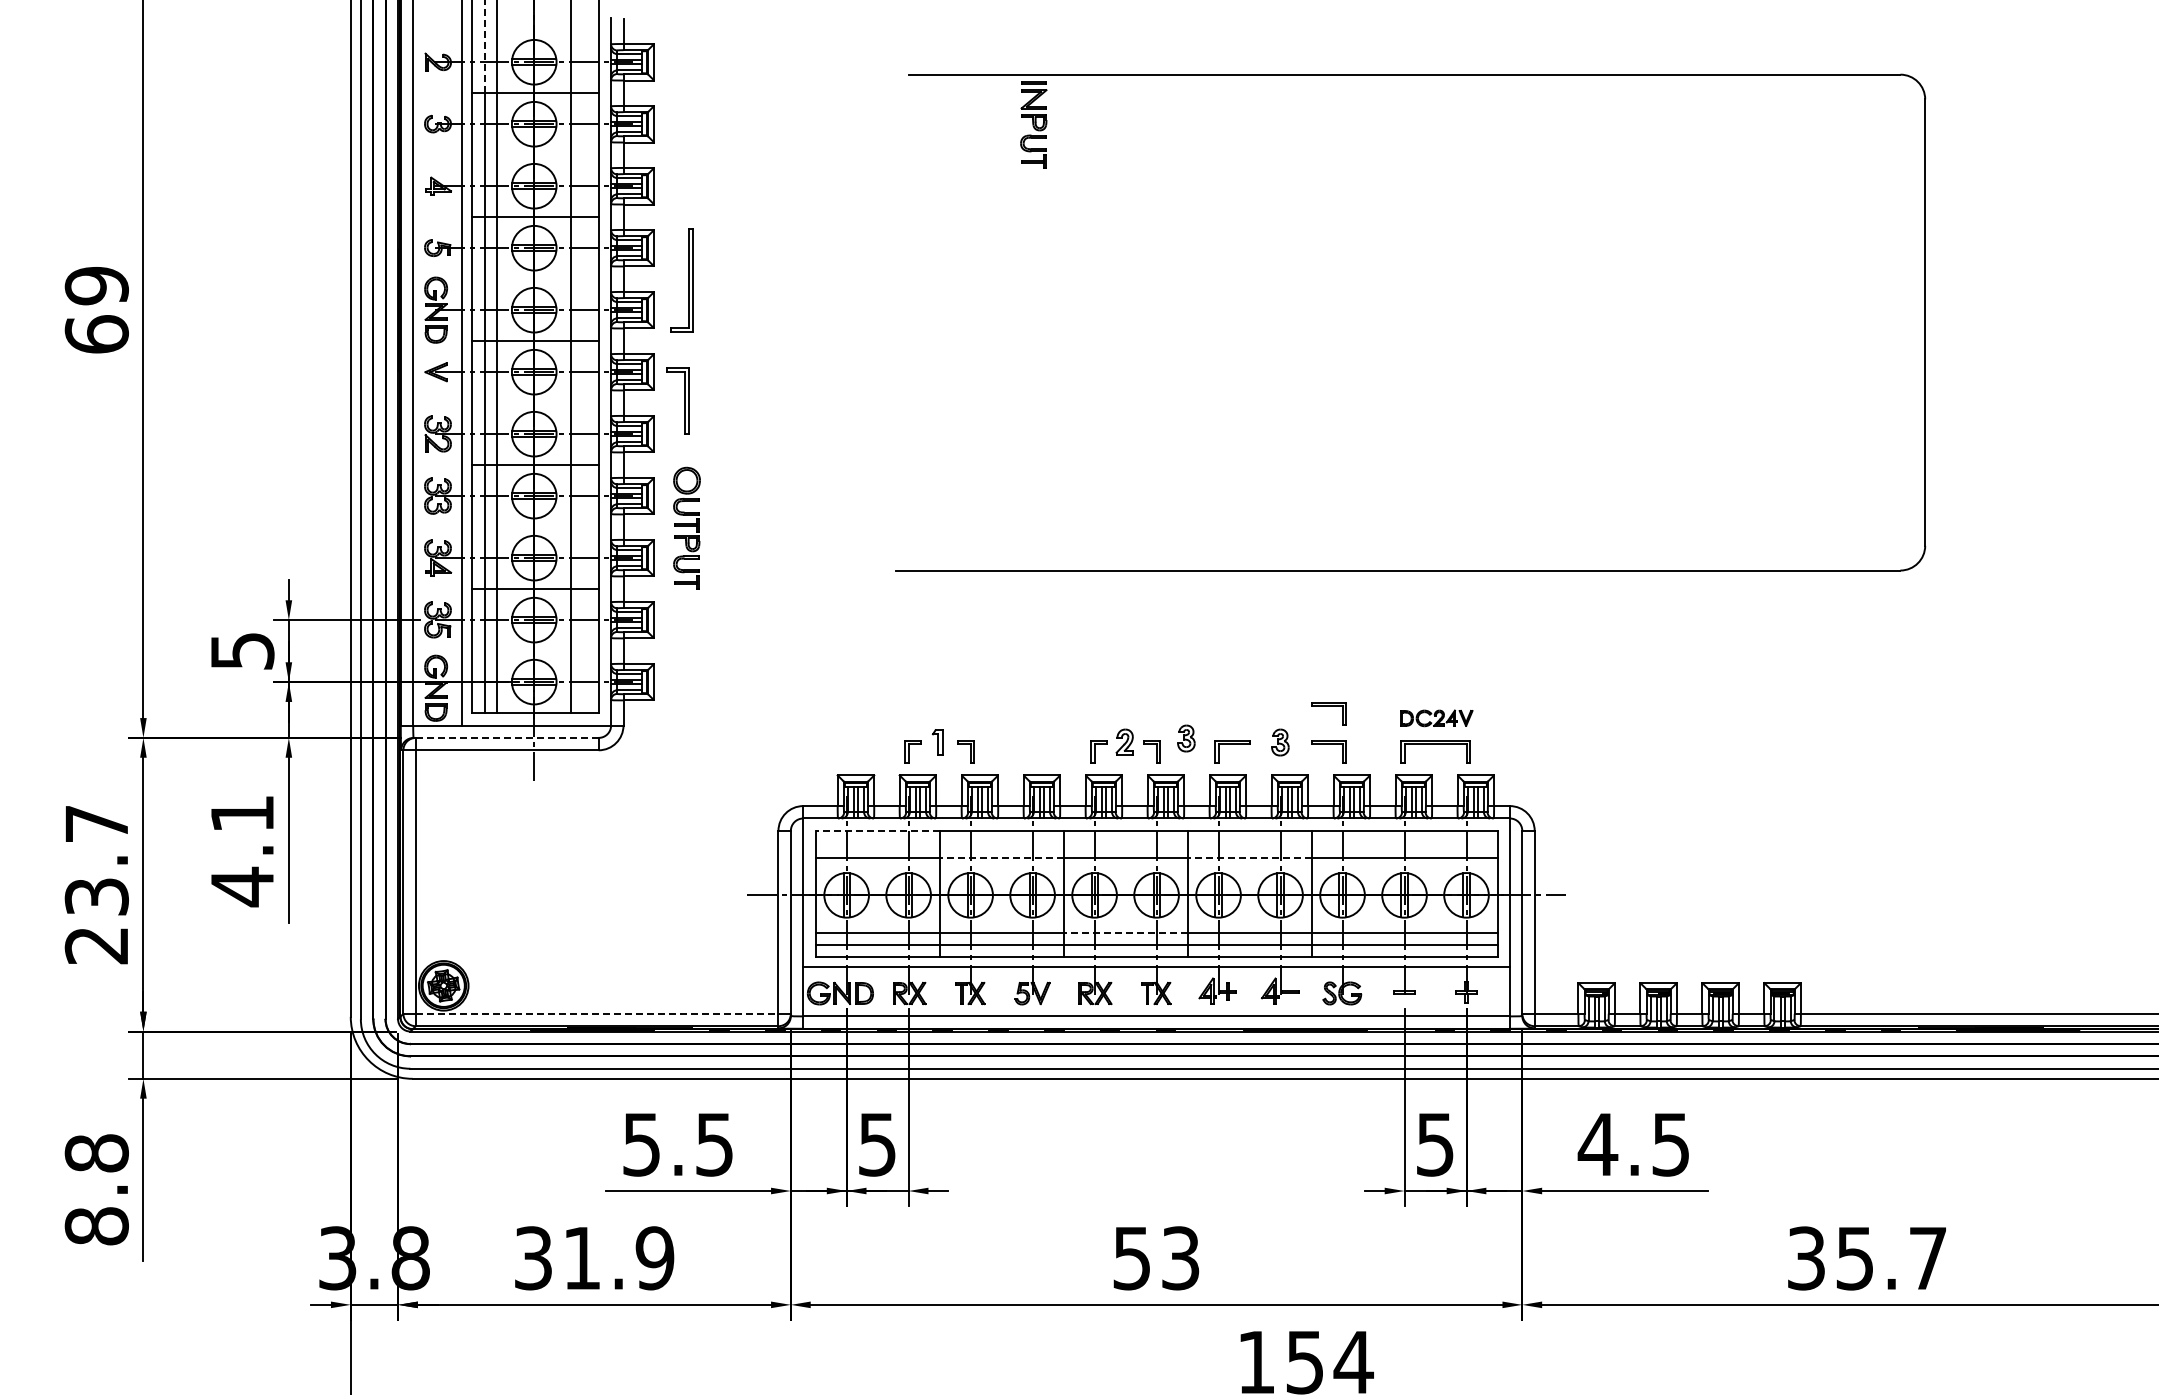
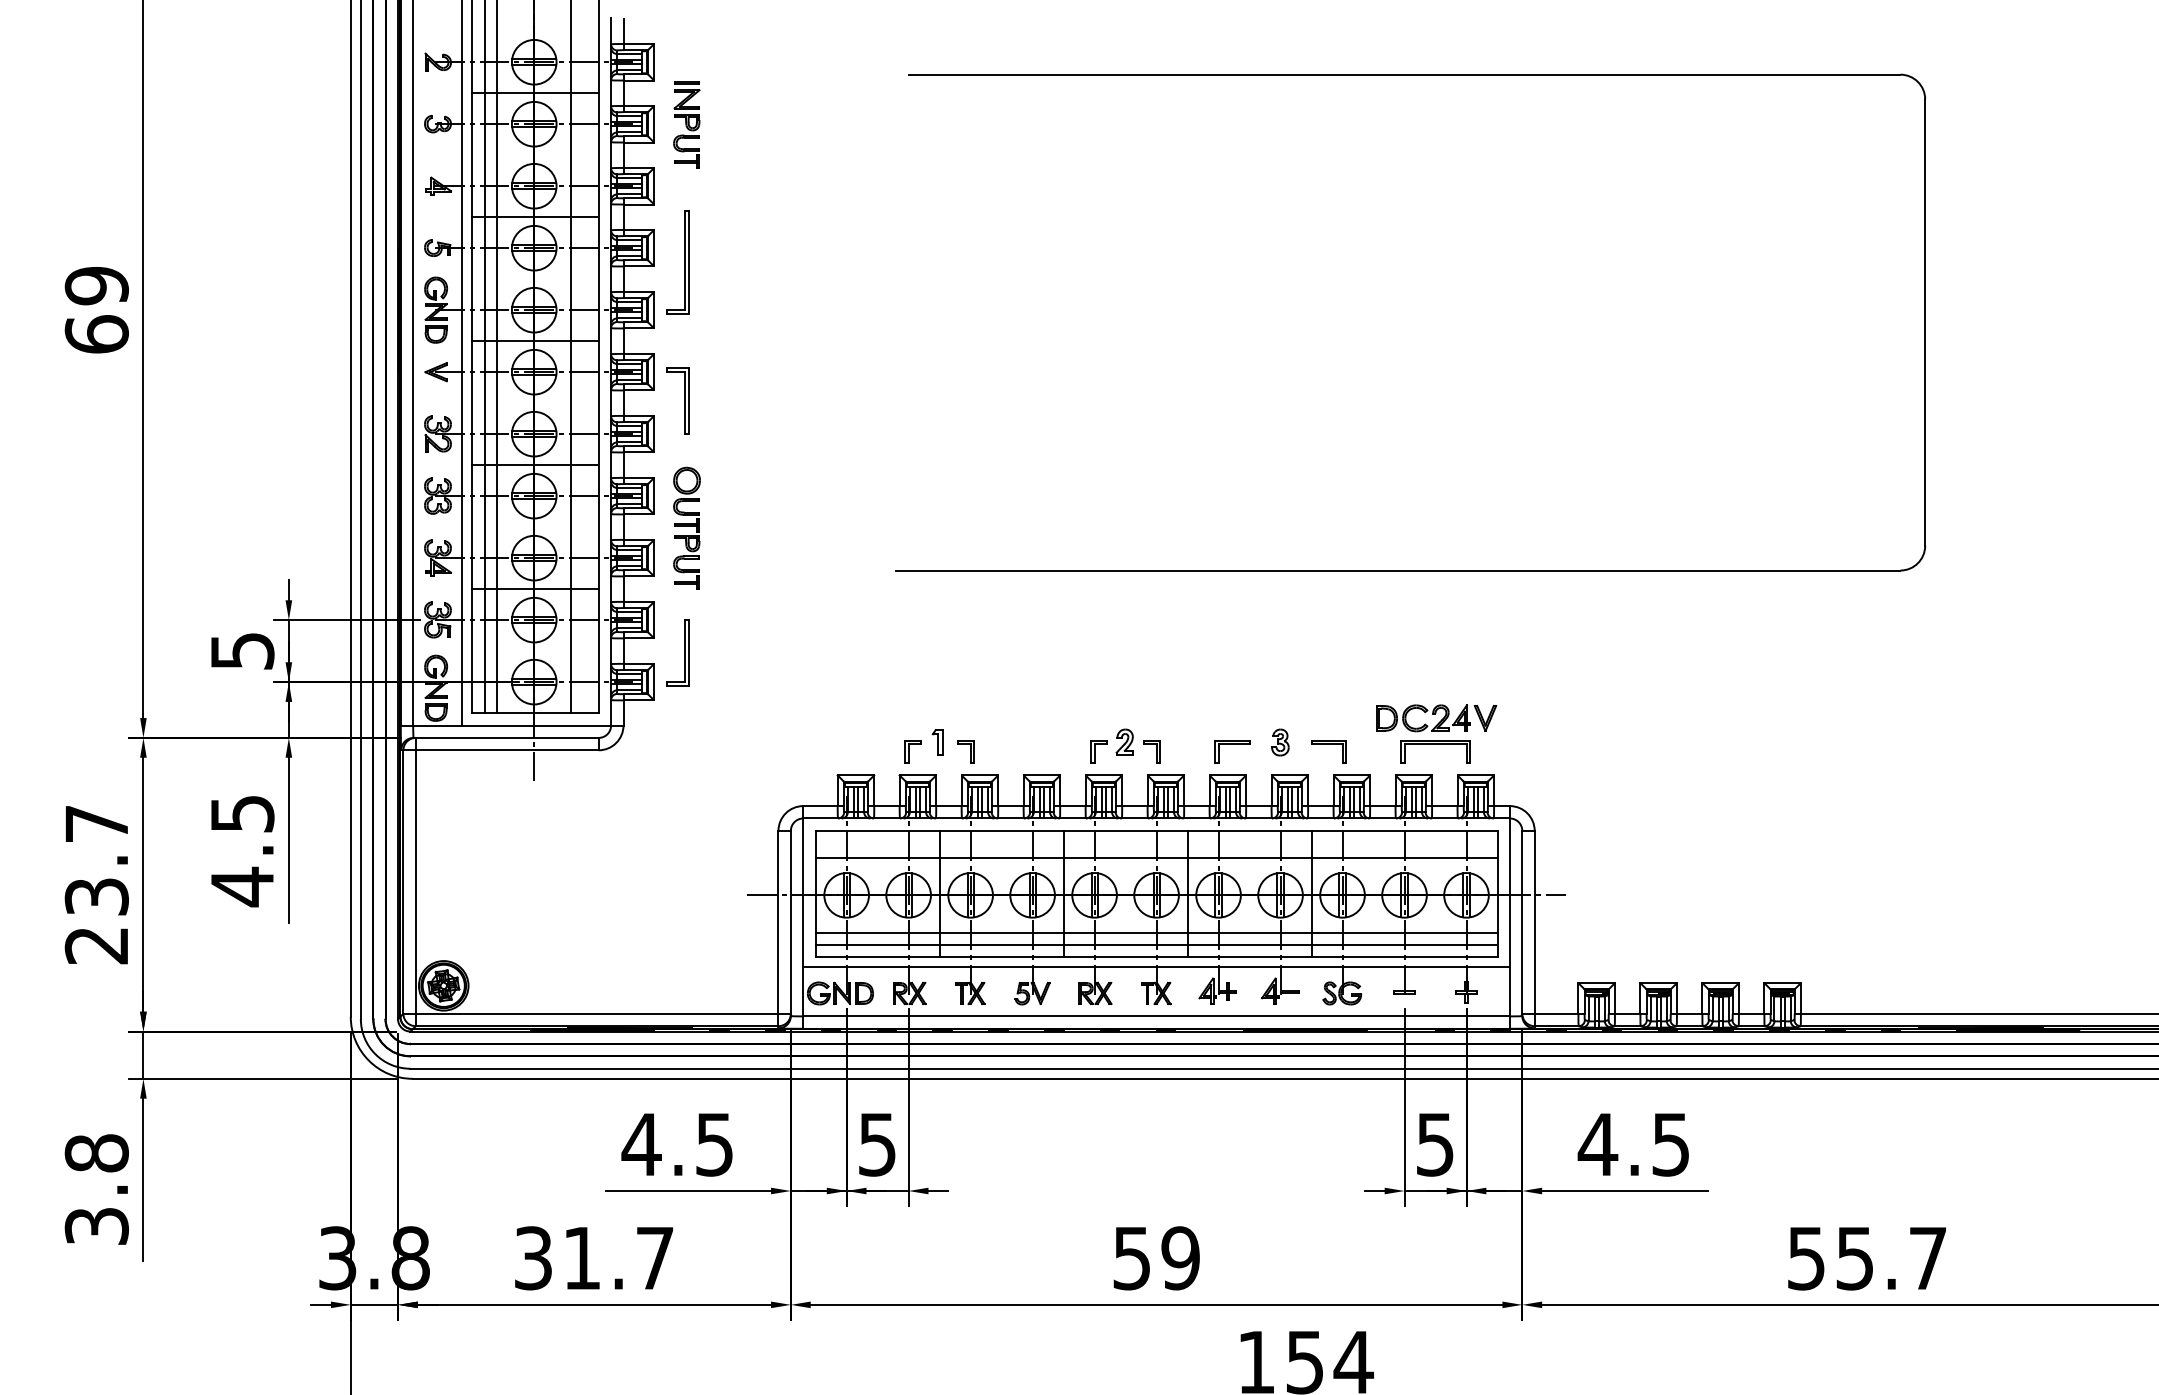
line: dashed -> solid (484, 46)
part position: (1033, 124) -> (686, 124) (686, 124)
part position: (688, 280) -> (684, 262) (684, 262)
part: none -> present (684, 652)
part: present -> none (1328, 706)
part size: 74x19 px -> 122x29 px (1436, 718)
line: dashed -> solid (507, 737)
part: present -> none (1186, 738)
text: 4.1 -> 4.5 (242, 814)
line: dashed -> solid (877, 830)
line: dashed -> solid (1001, 858)
line: dashed -> solid (1249, 858)
line: dashed -> solid (1125, 932)
line: dashed -> solid (597, 1013)
text: 5.5 -> 4.5 (641, 1144)
text: 8.8 -> 3.8 (96, 1226)
text: 35.7 -> 55.7 (1806, 1257)
text: 31.9 -> 31.7 (654, 1258)
text: 53 -> 59 (1180, 1258)
